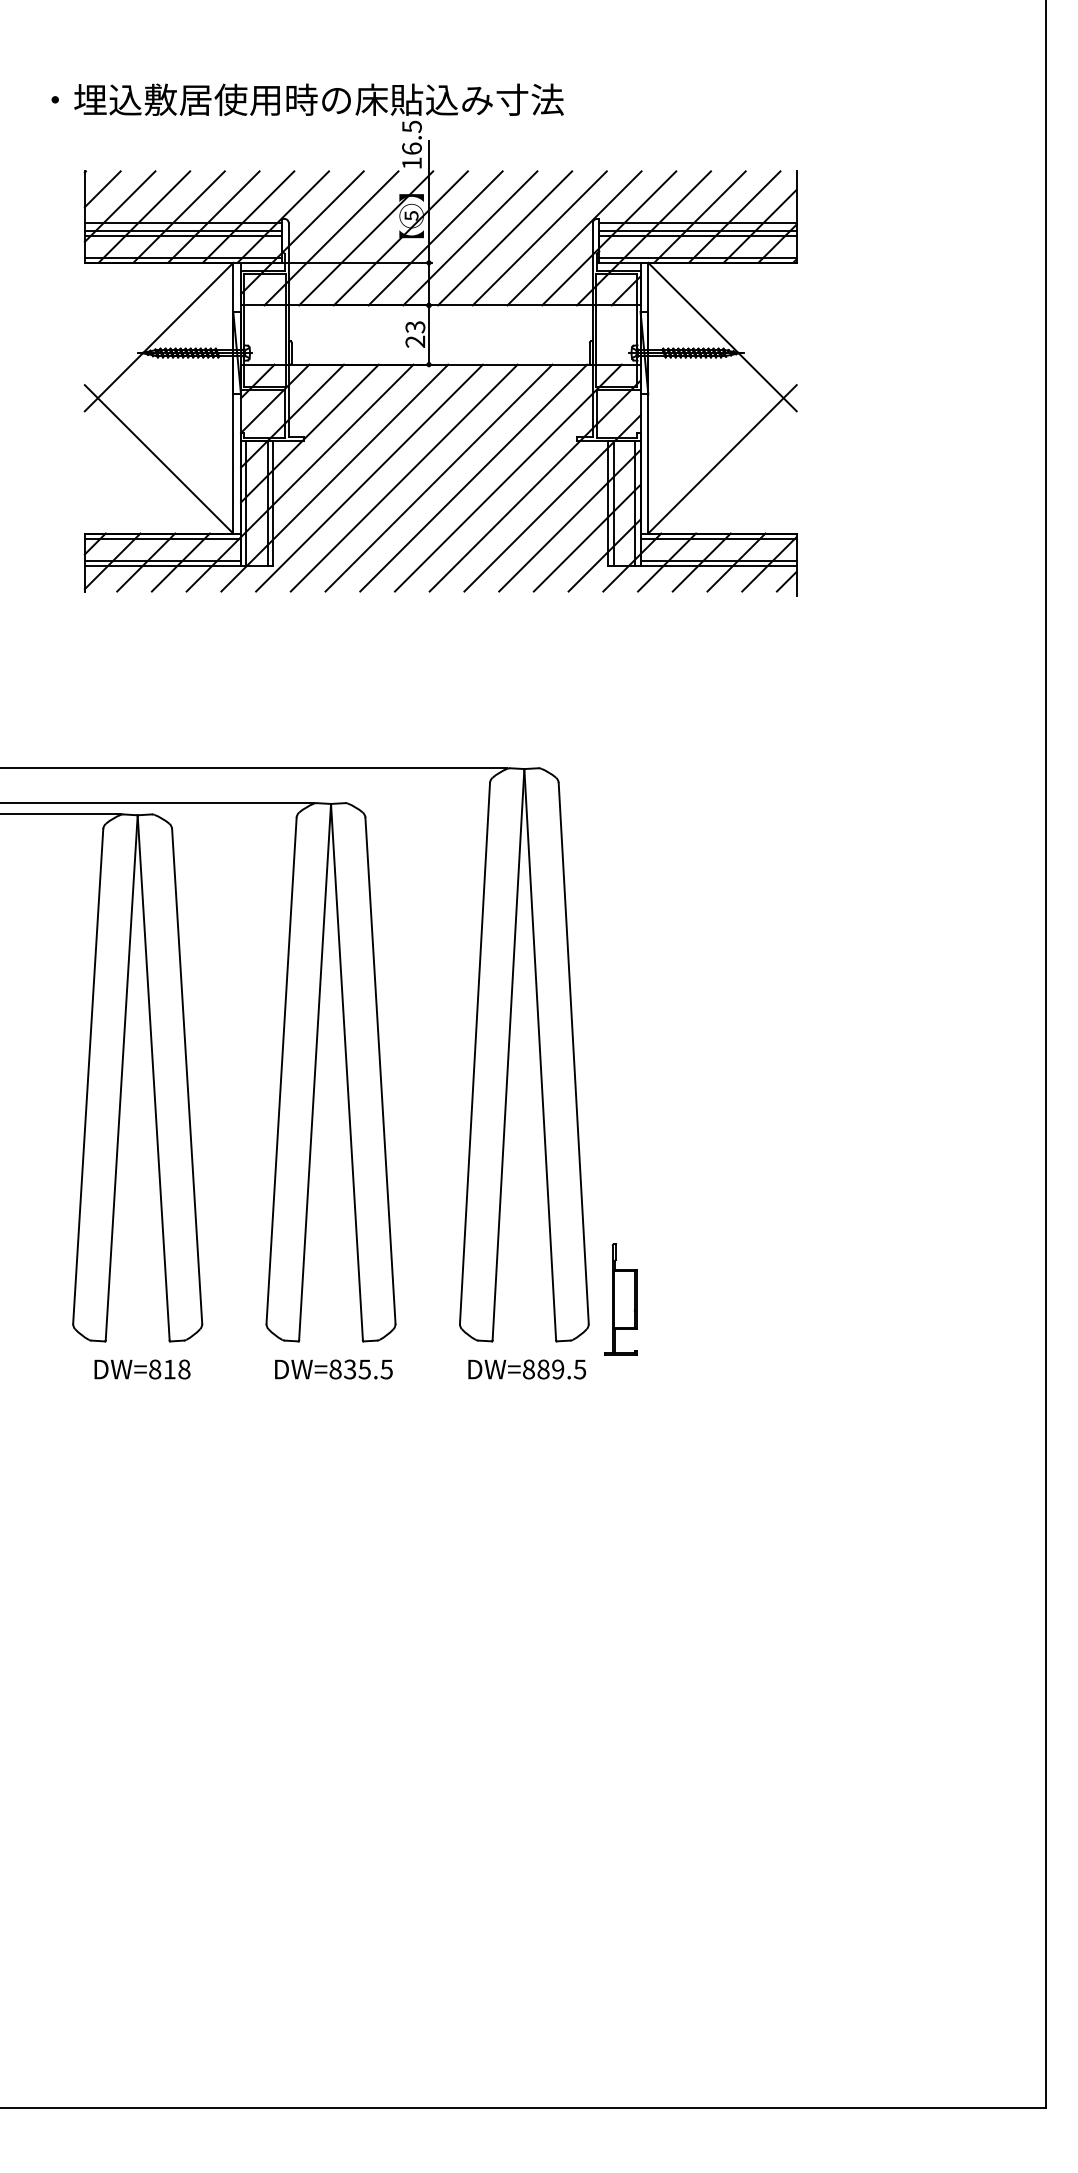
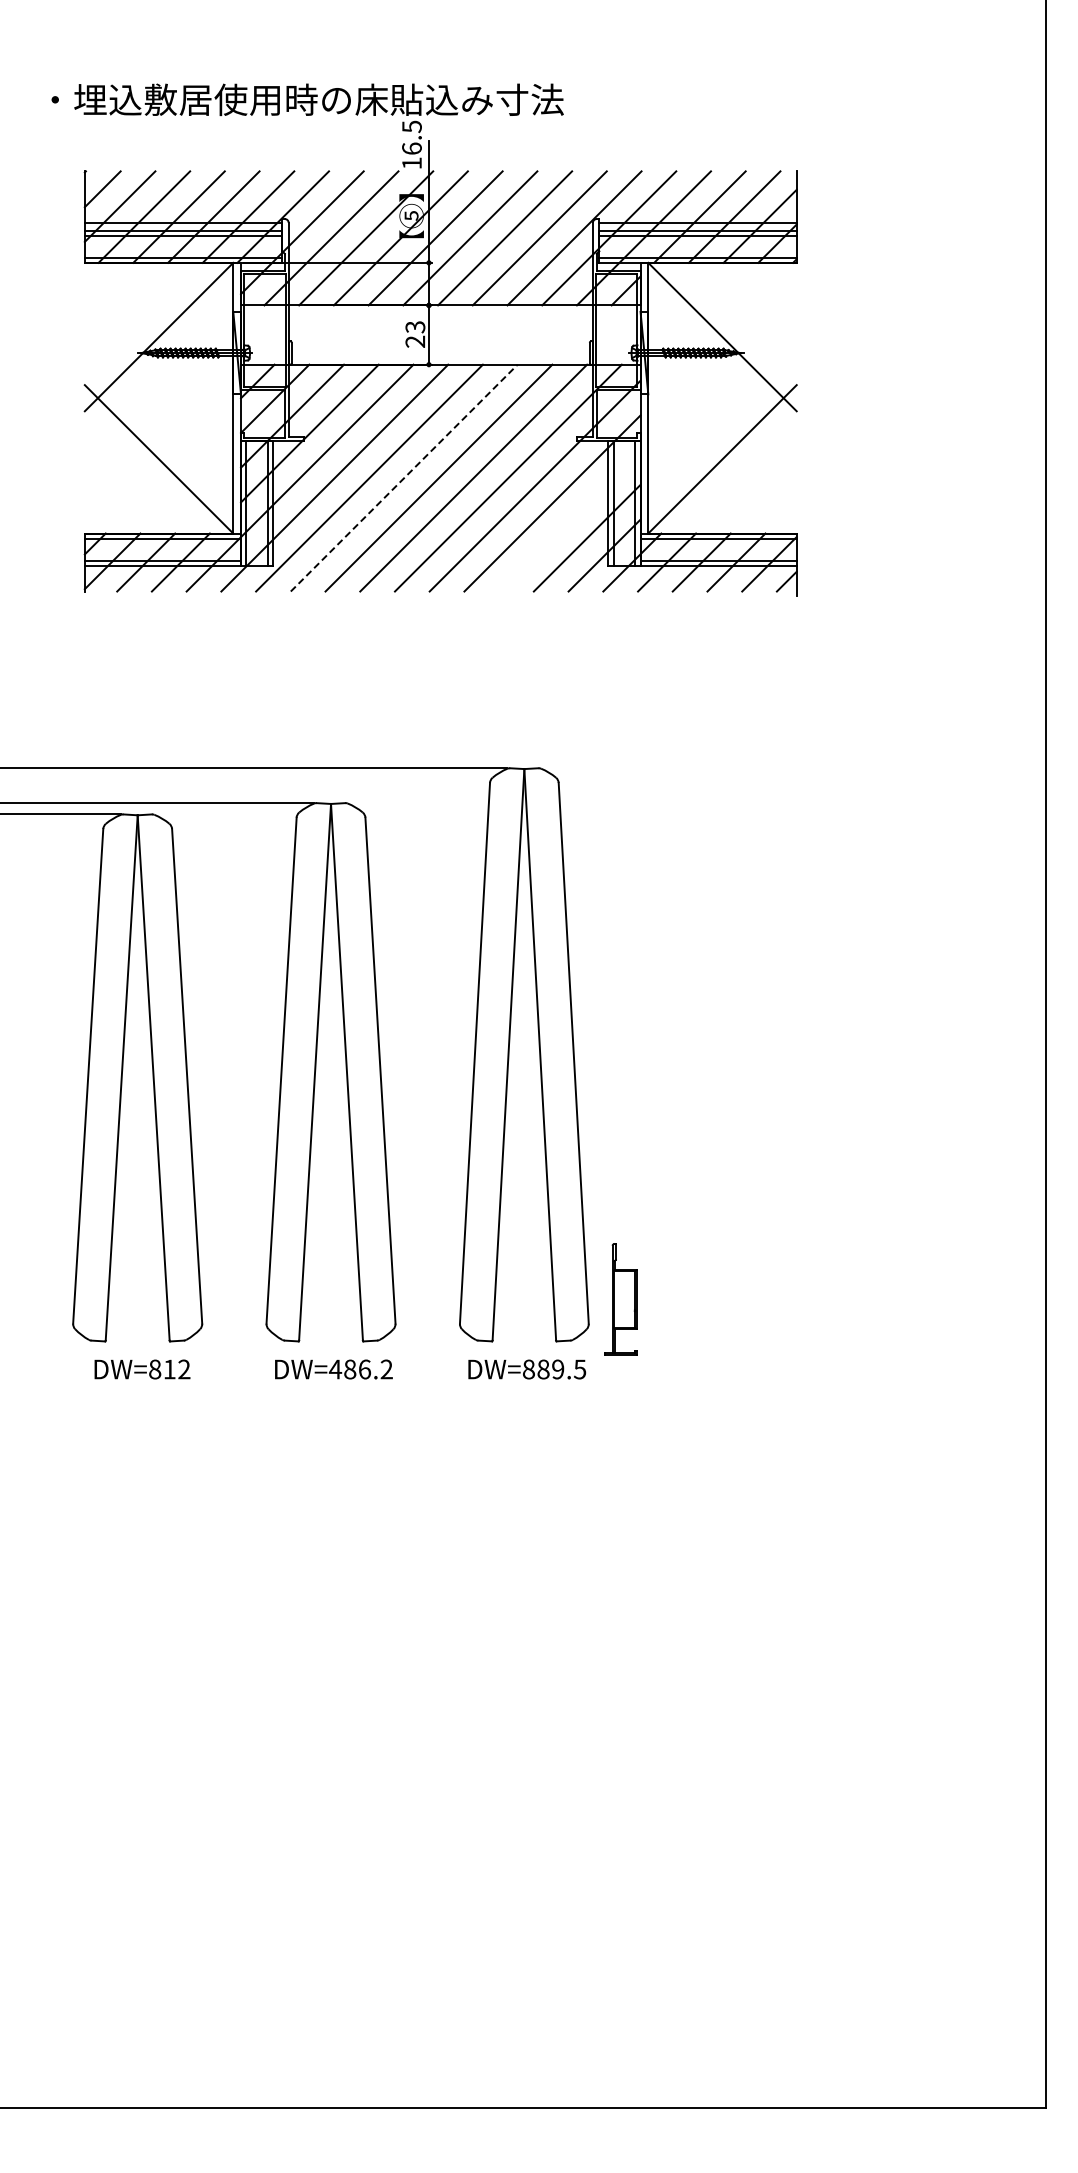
line: solid -> dashed (404, 477)
line: present -> none (569, 520)
text: DW=818 -> DW=812 (184, 1369)
text: DW=835.5 -> DW=486.2 (360, 1369)
